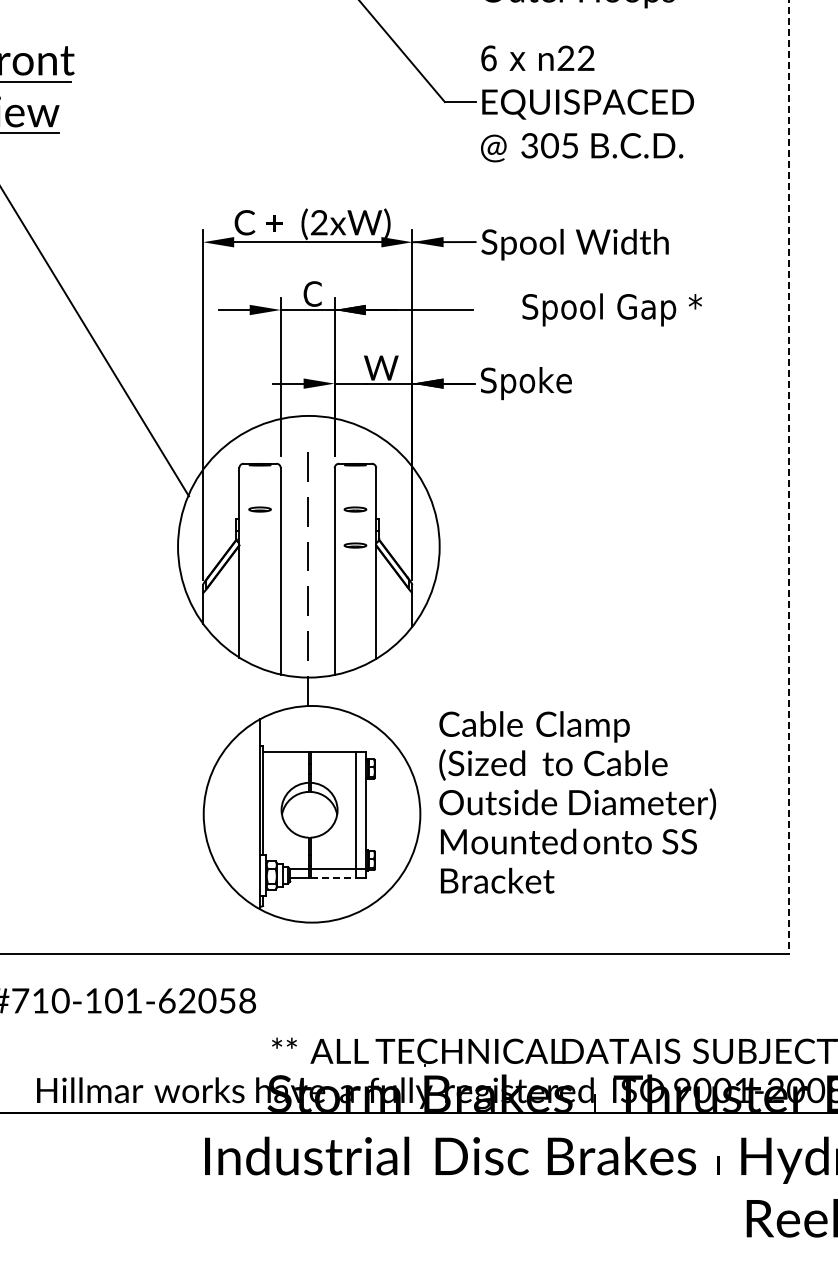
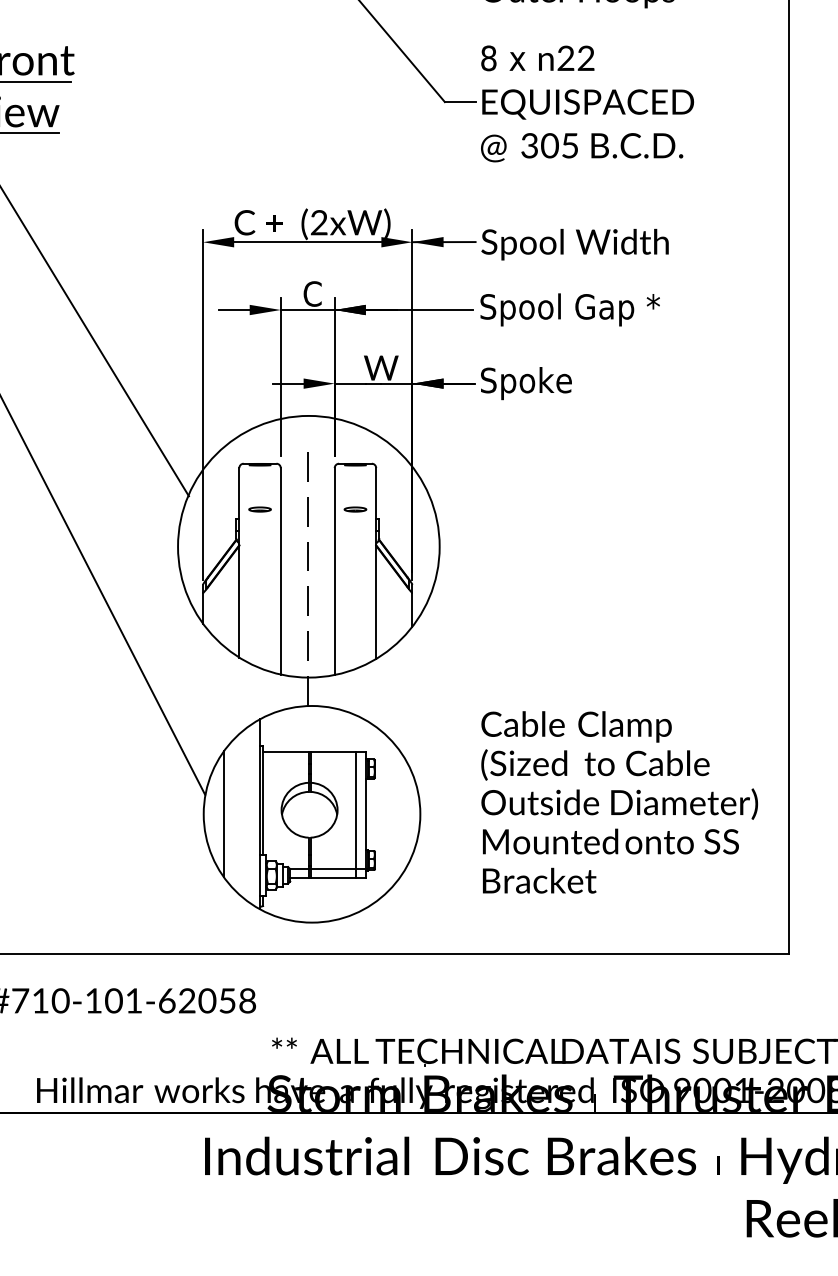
text: 6 -> 8 (488, 58)
text position: (611, 309) -> (569, 309) (569, 309)
line: dashed -> solid (788, 477)
part: present -> none (355, 545)
line: none -> present (103, 596)
text position: (577, 802) -> (619, 802) (619, 802)
line: none -> present (223, 814)
line: dashed -> solid (333, 877)
